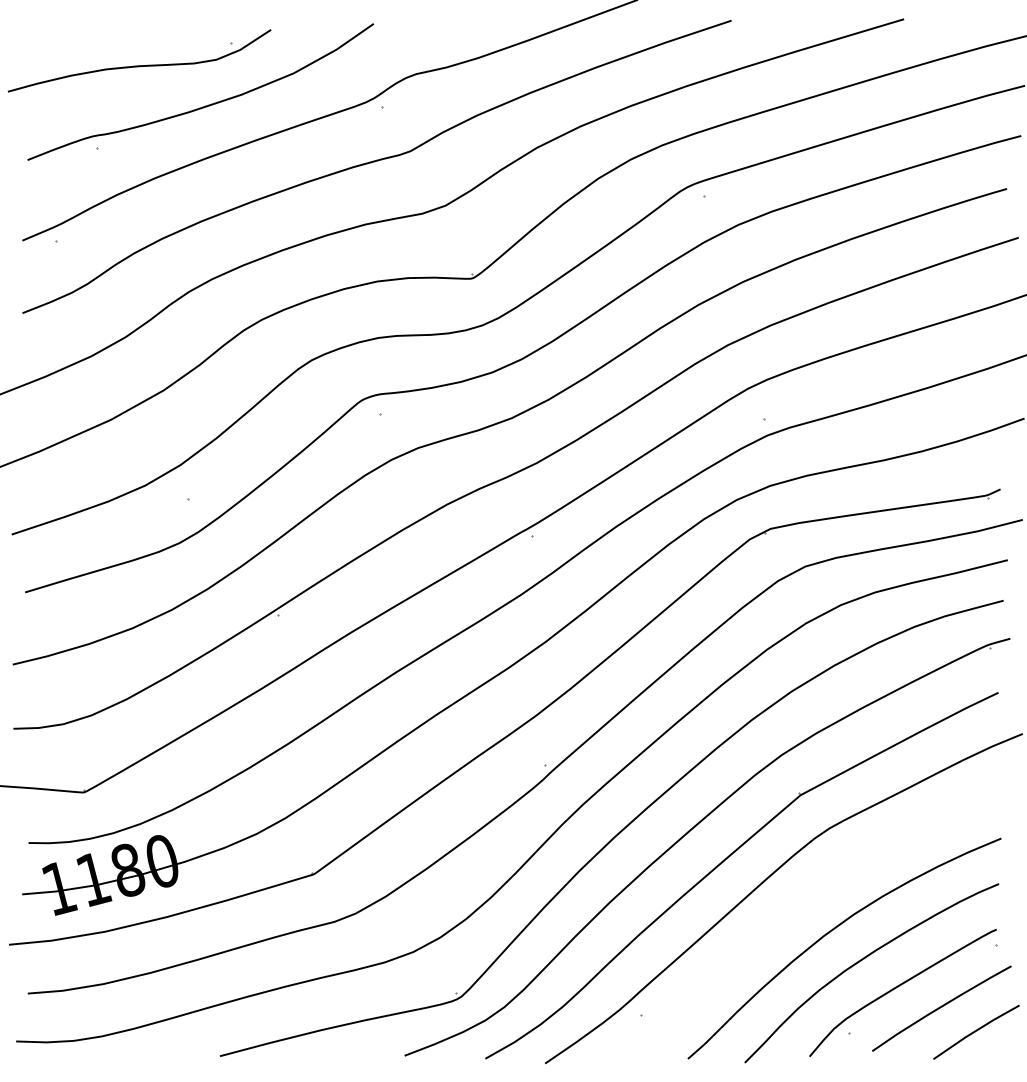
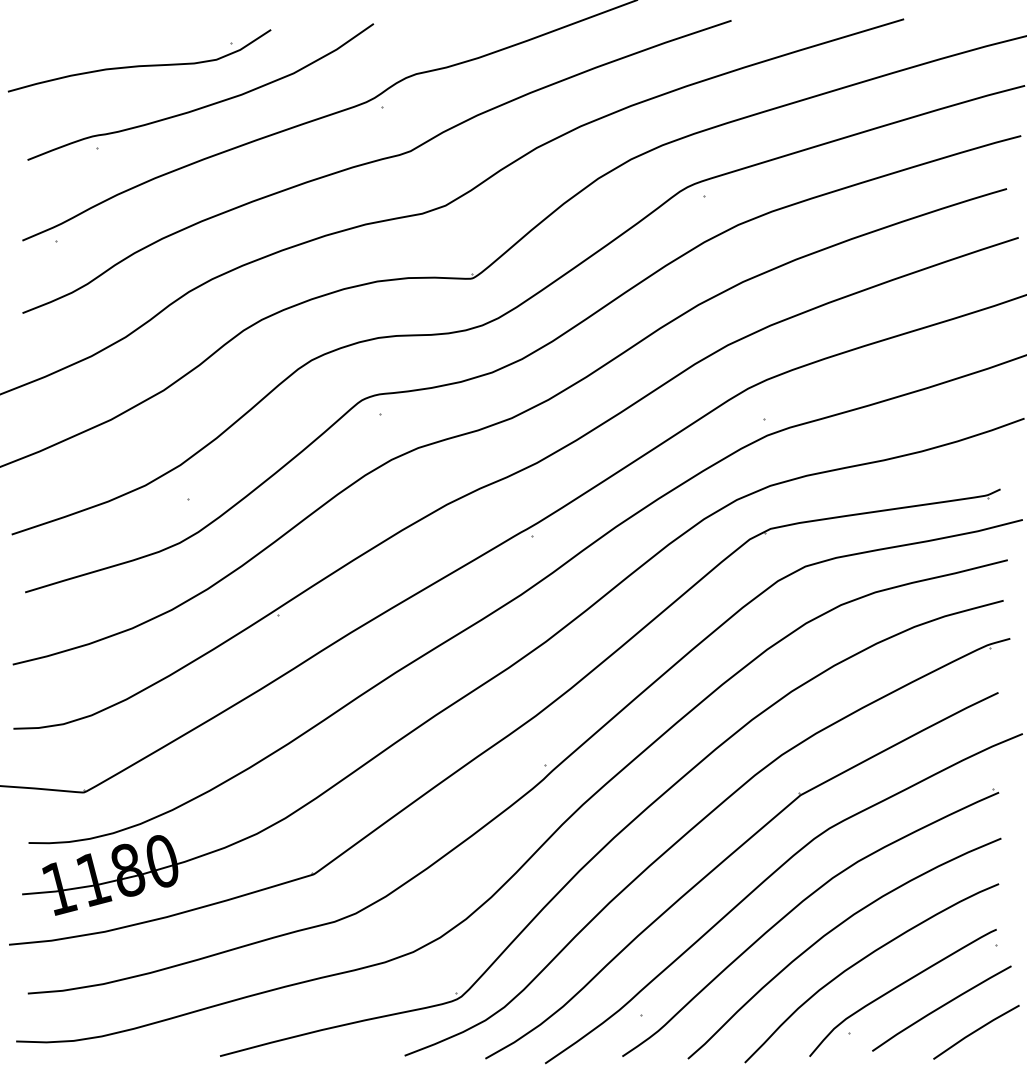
part: none -> present (798, 906)
